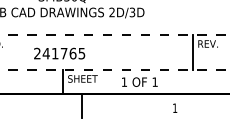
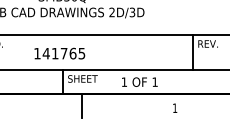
line: dashed -> solid (115, 35)
text: 241765 -> 141765 (37, 53)
line: dashed -> solid (115, 70)
